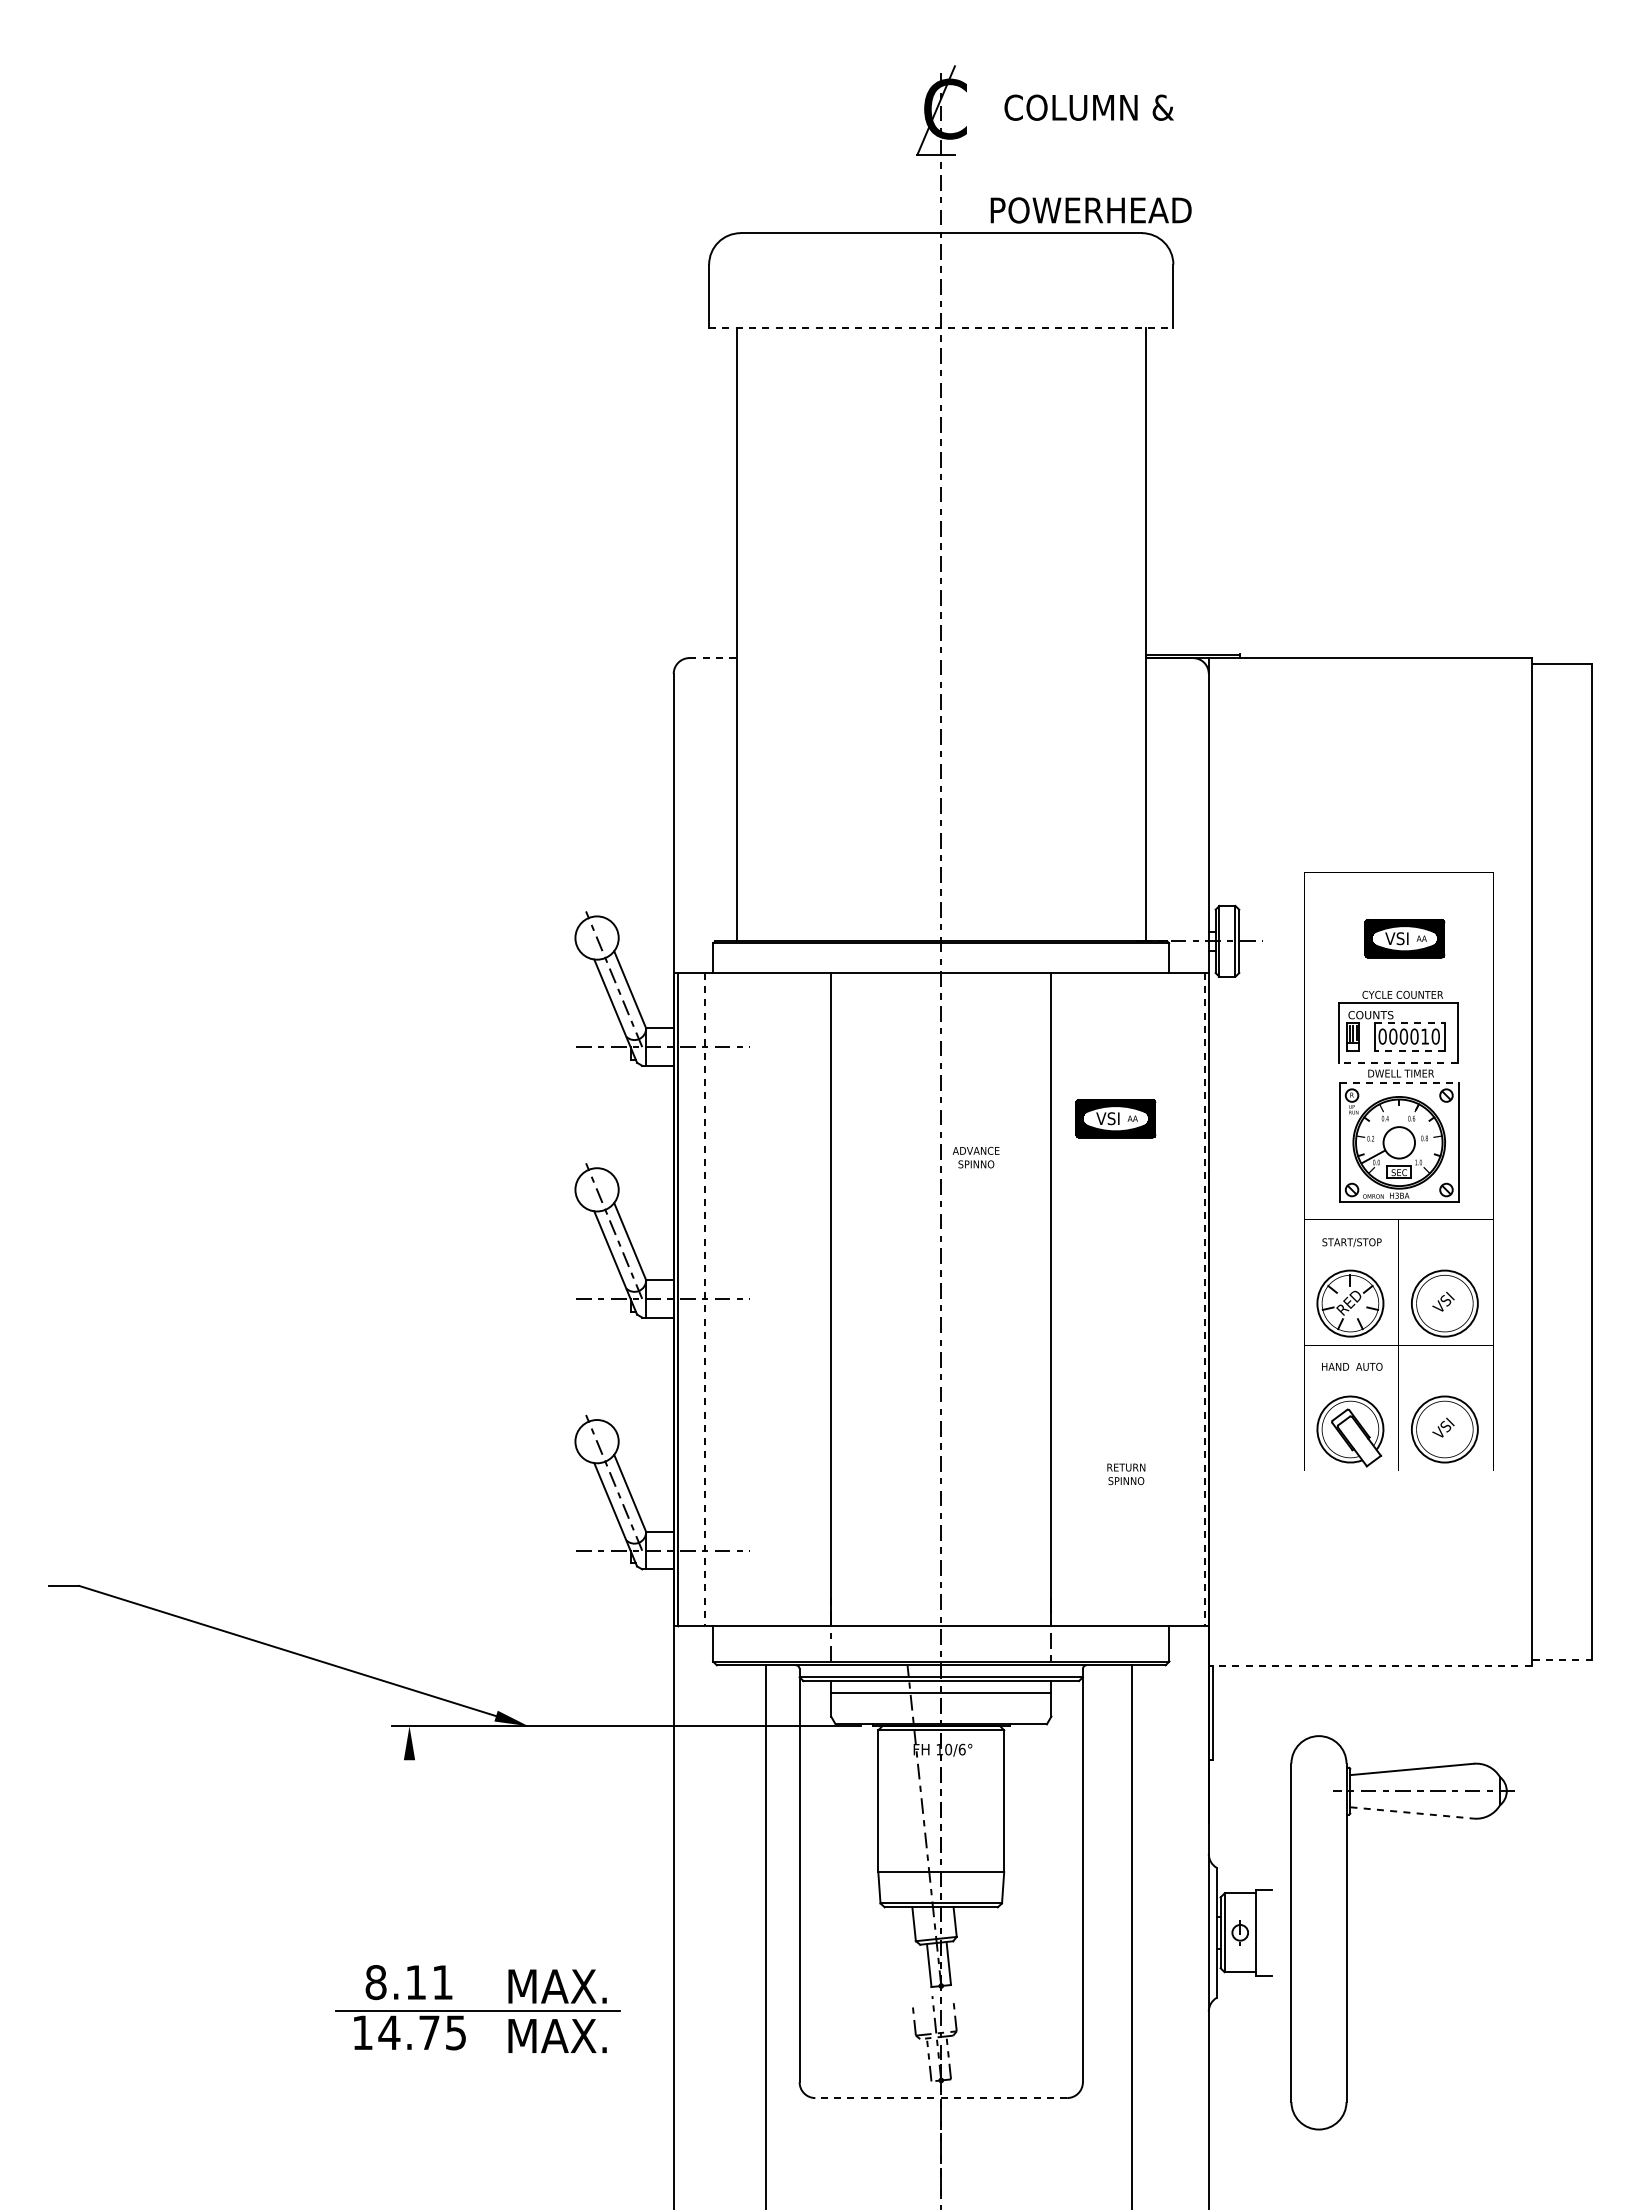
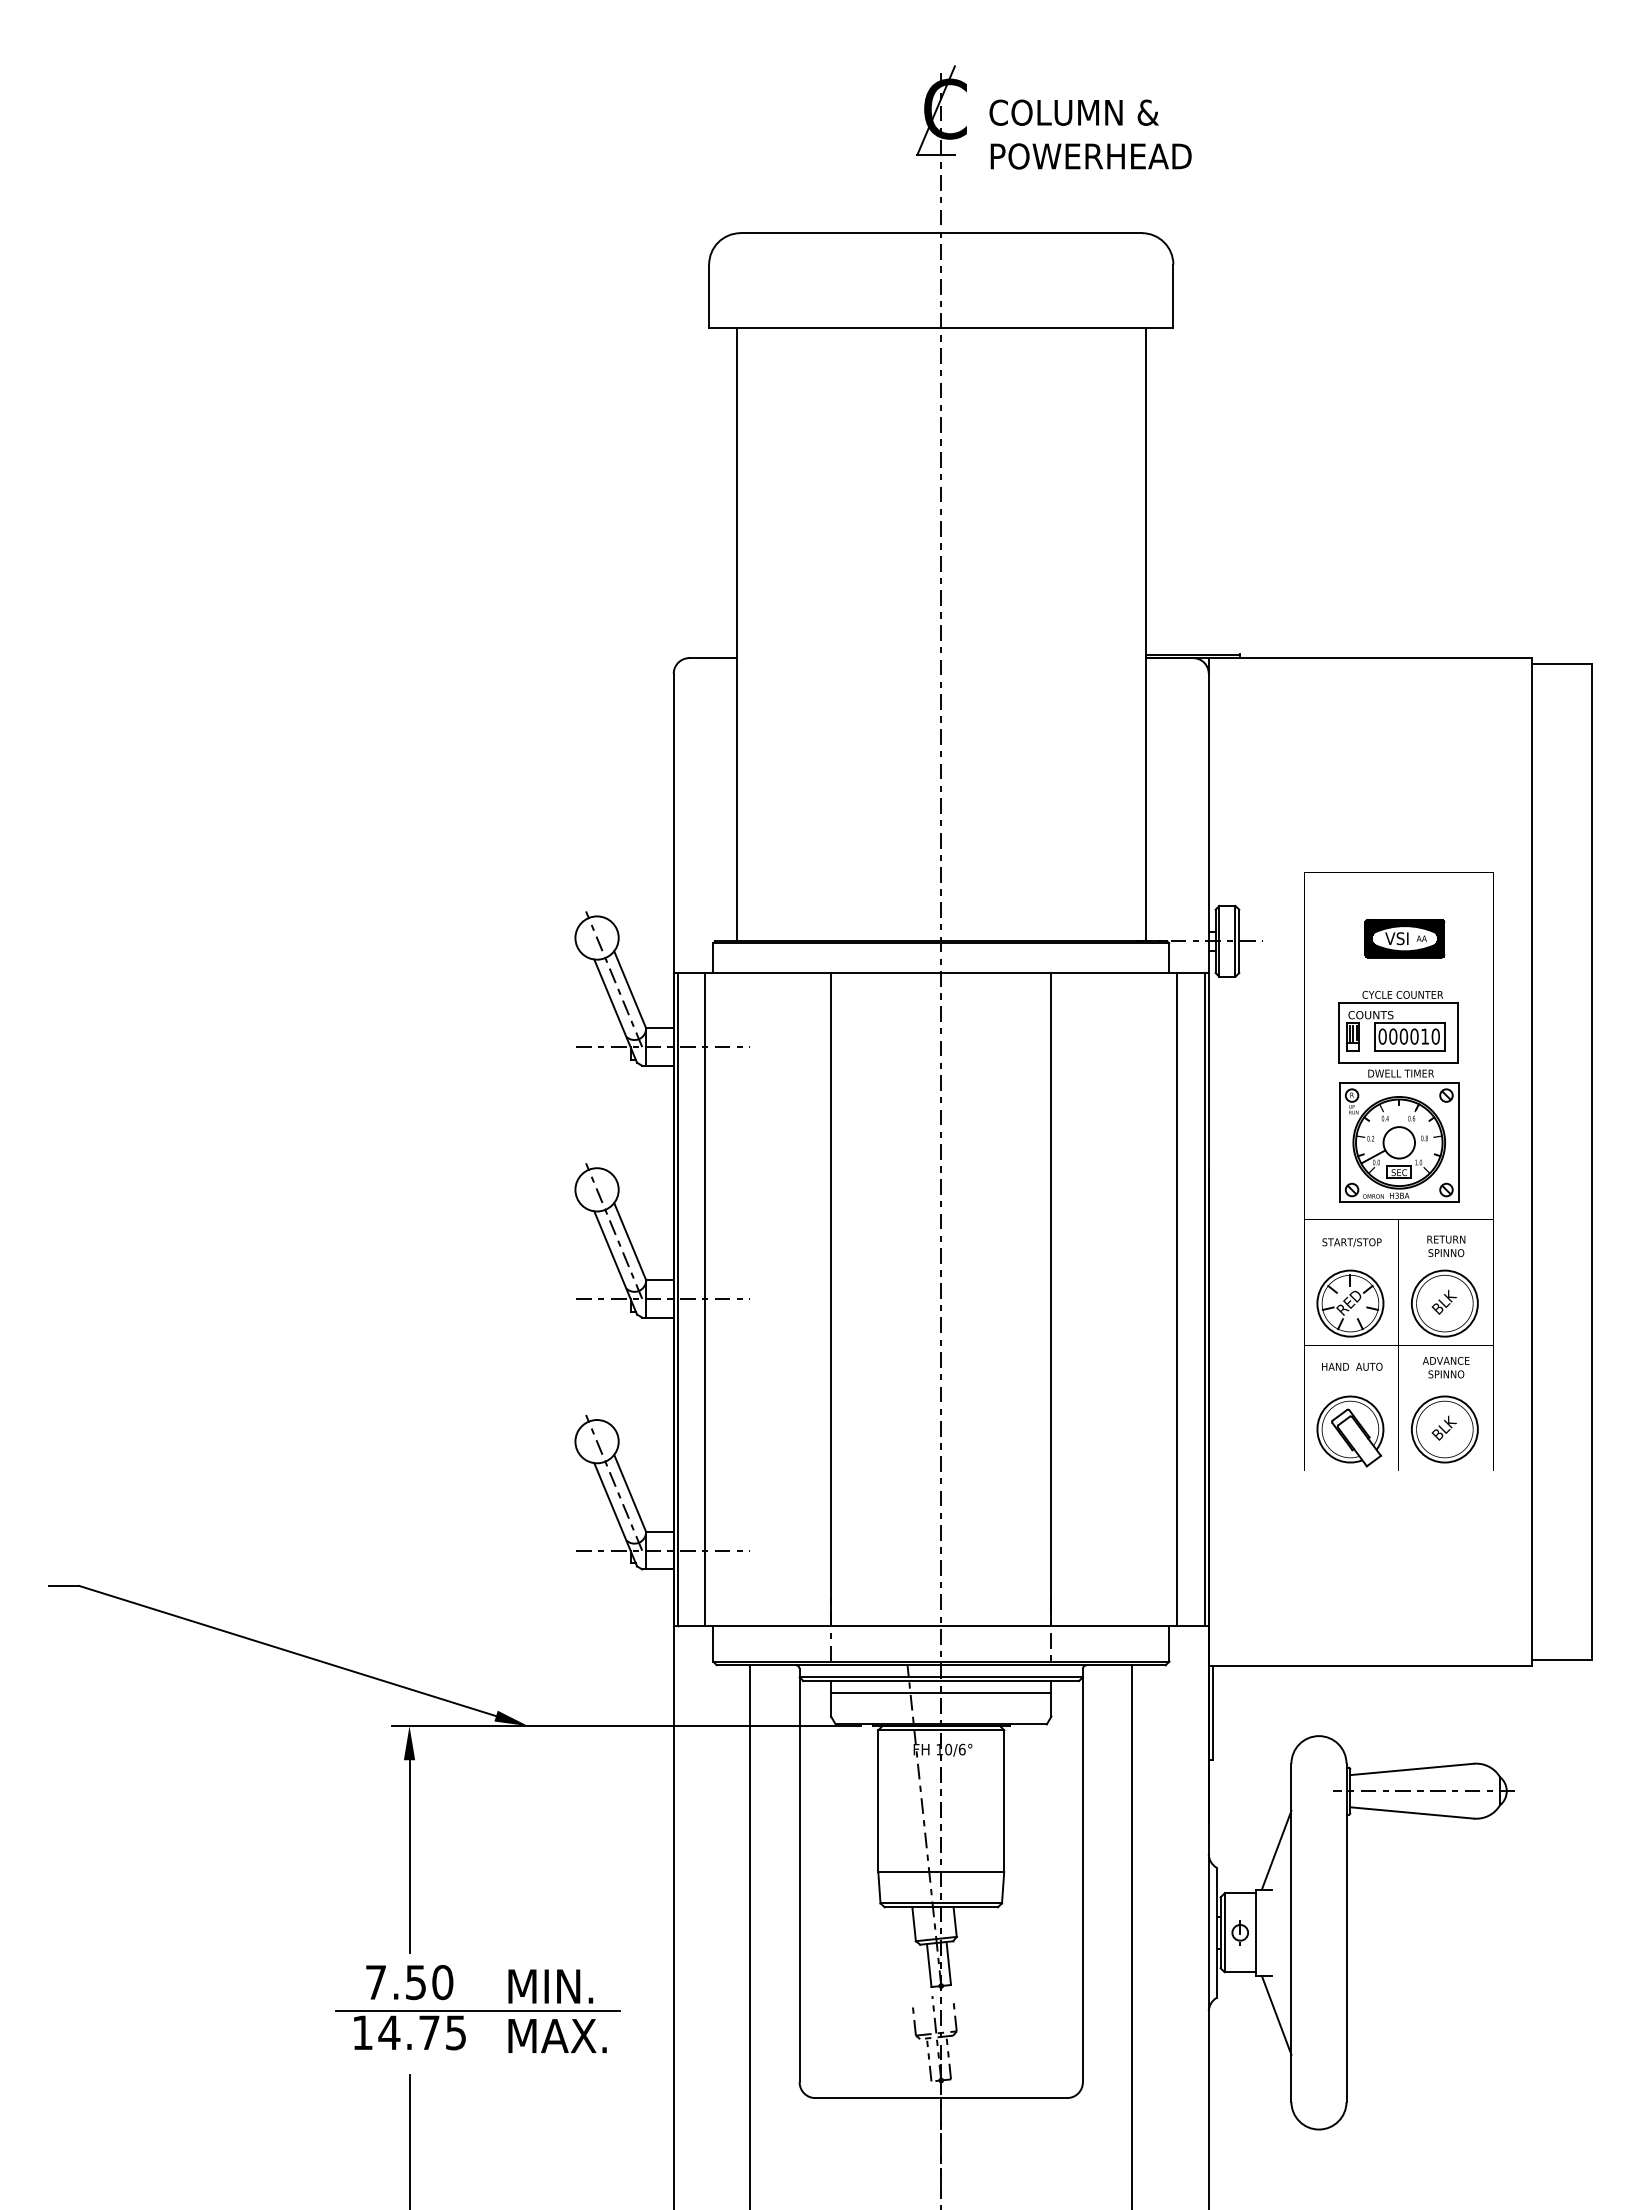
text position: (1088, 107) -> (1073, 112) (1073, 112)
text position: (1090, 210) -> (1090, 156) (1090, 156)
line: dashed -> solid (941, 327)
line: dashed -> solid (713, 658)
line: dashed -> solid (1410, 1023)
line: dashed -> solid (1409, 1050)
line: dashed -> solid (1397, 1062)
line: dashed -> solid (1399, 1083)
part: present -> none (1115, 1118)
text position: (975, 1157) -> (1445, 1367) (1445, 1367)
line: none -> present (1177, 1298)
line: dashed -> solid (705, 1299)
line: dashed -> solid (1204, 1299)
text: VSI -> BLK (1444, 1301)
text: VSI -> BLK (1443, 1427)
text position: (1126, 1474) -> (1446, 1246) (1446, 1246)
line: dashed -> solid (1562, 1659)
line: dashed -> solid (1369, 1665)
line: dashed -> solid (1412, 1812)
line: none -> present (1276, 1849)
line: none -> present (409, 1856)
line position: (766, 1935) -> (750, 1935) (750, 1935)
text: 8.11 -> 7.50 (409, 1982)
text: MAX. -> MIN. (573, 1986)
line: none -> present (1276, 2015)
line: dashed -> solid (941, 2098)
line: none -> present (409, 2140)
